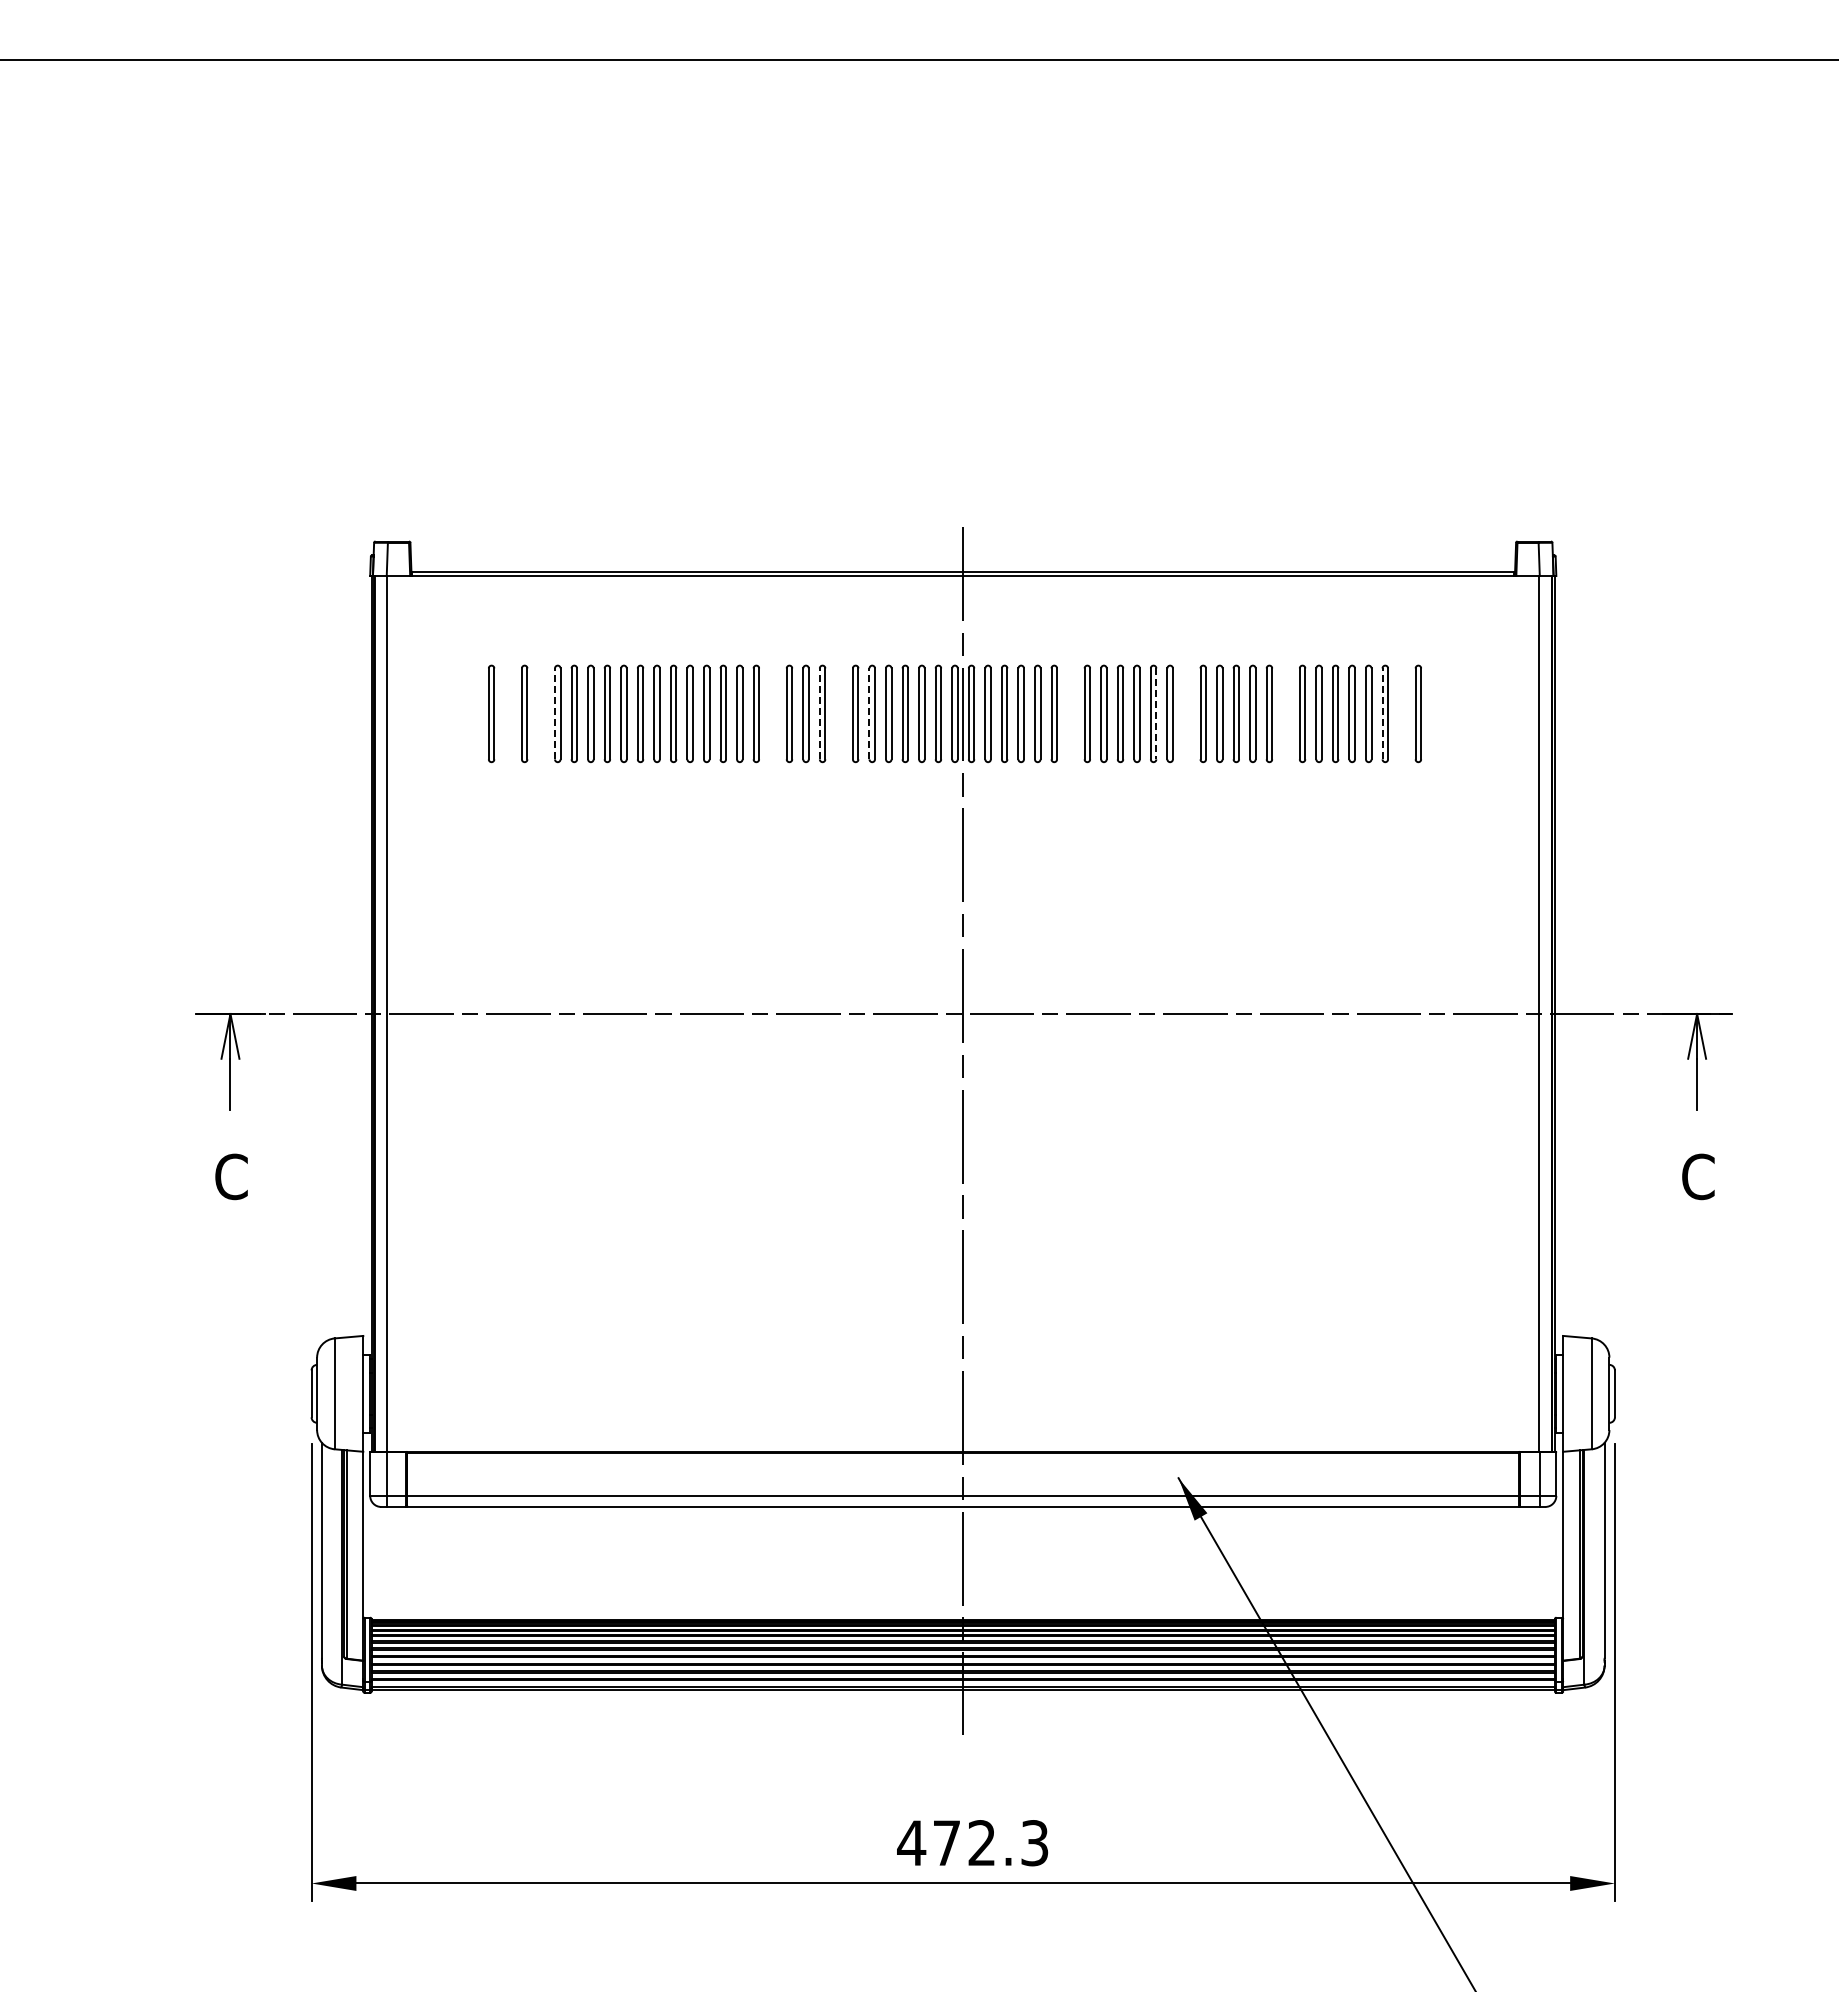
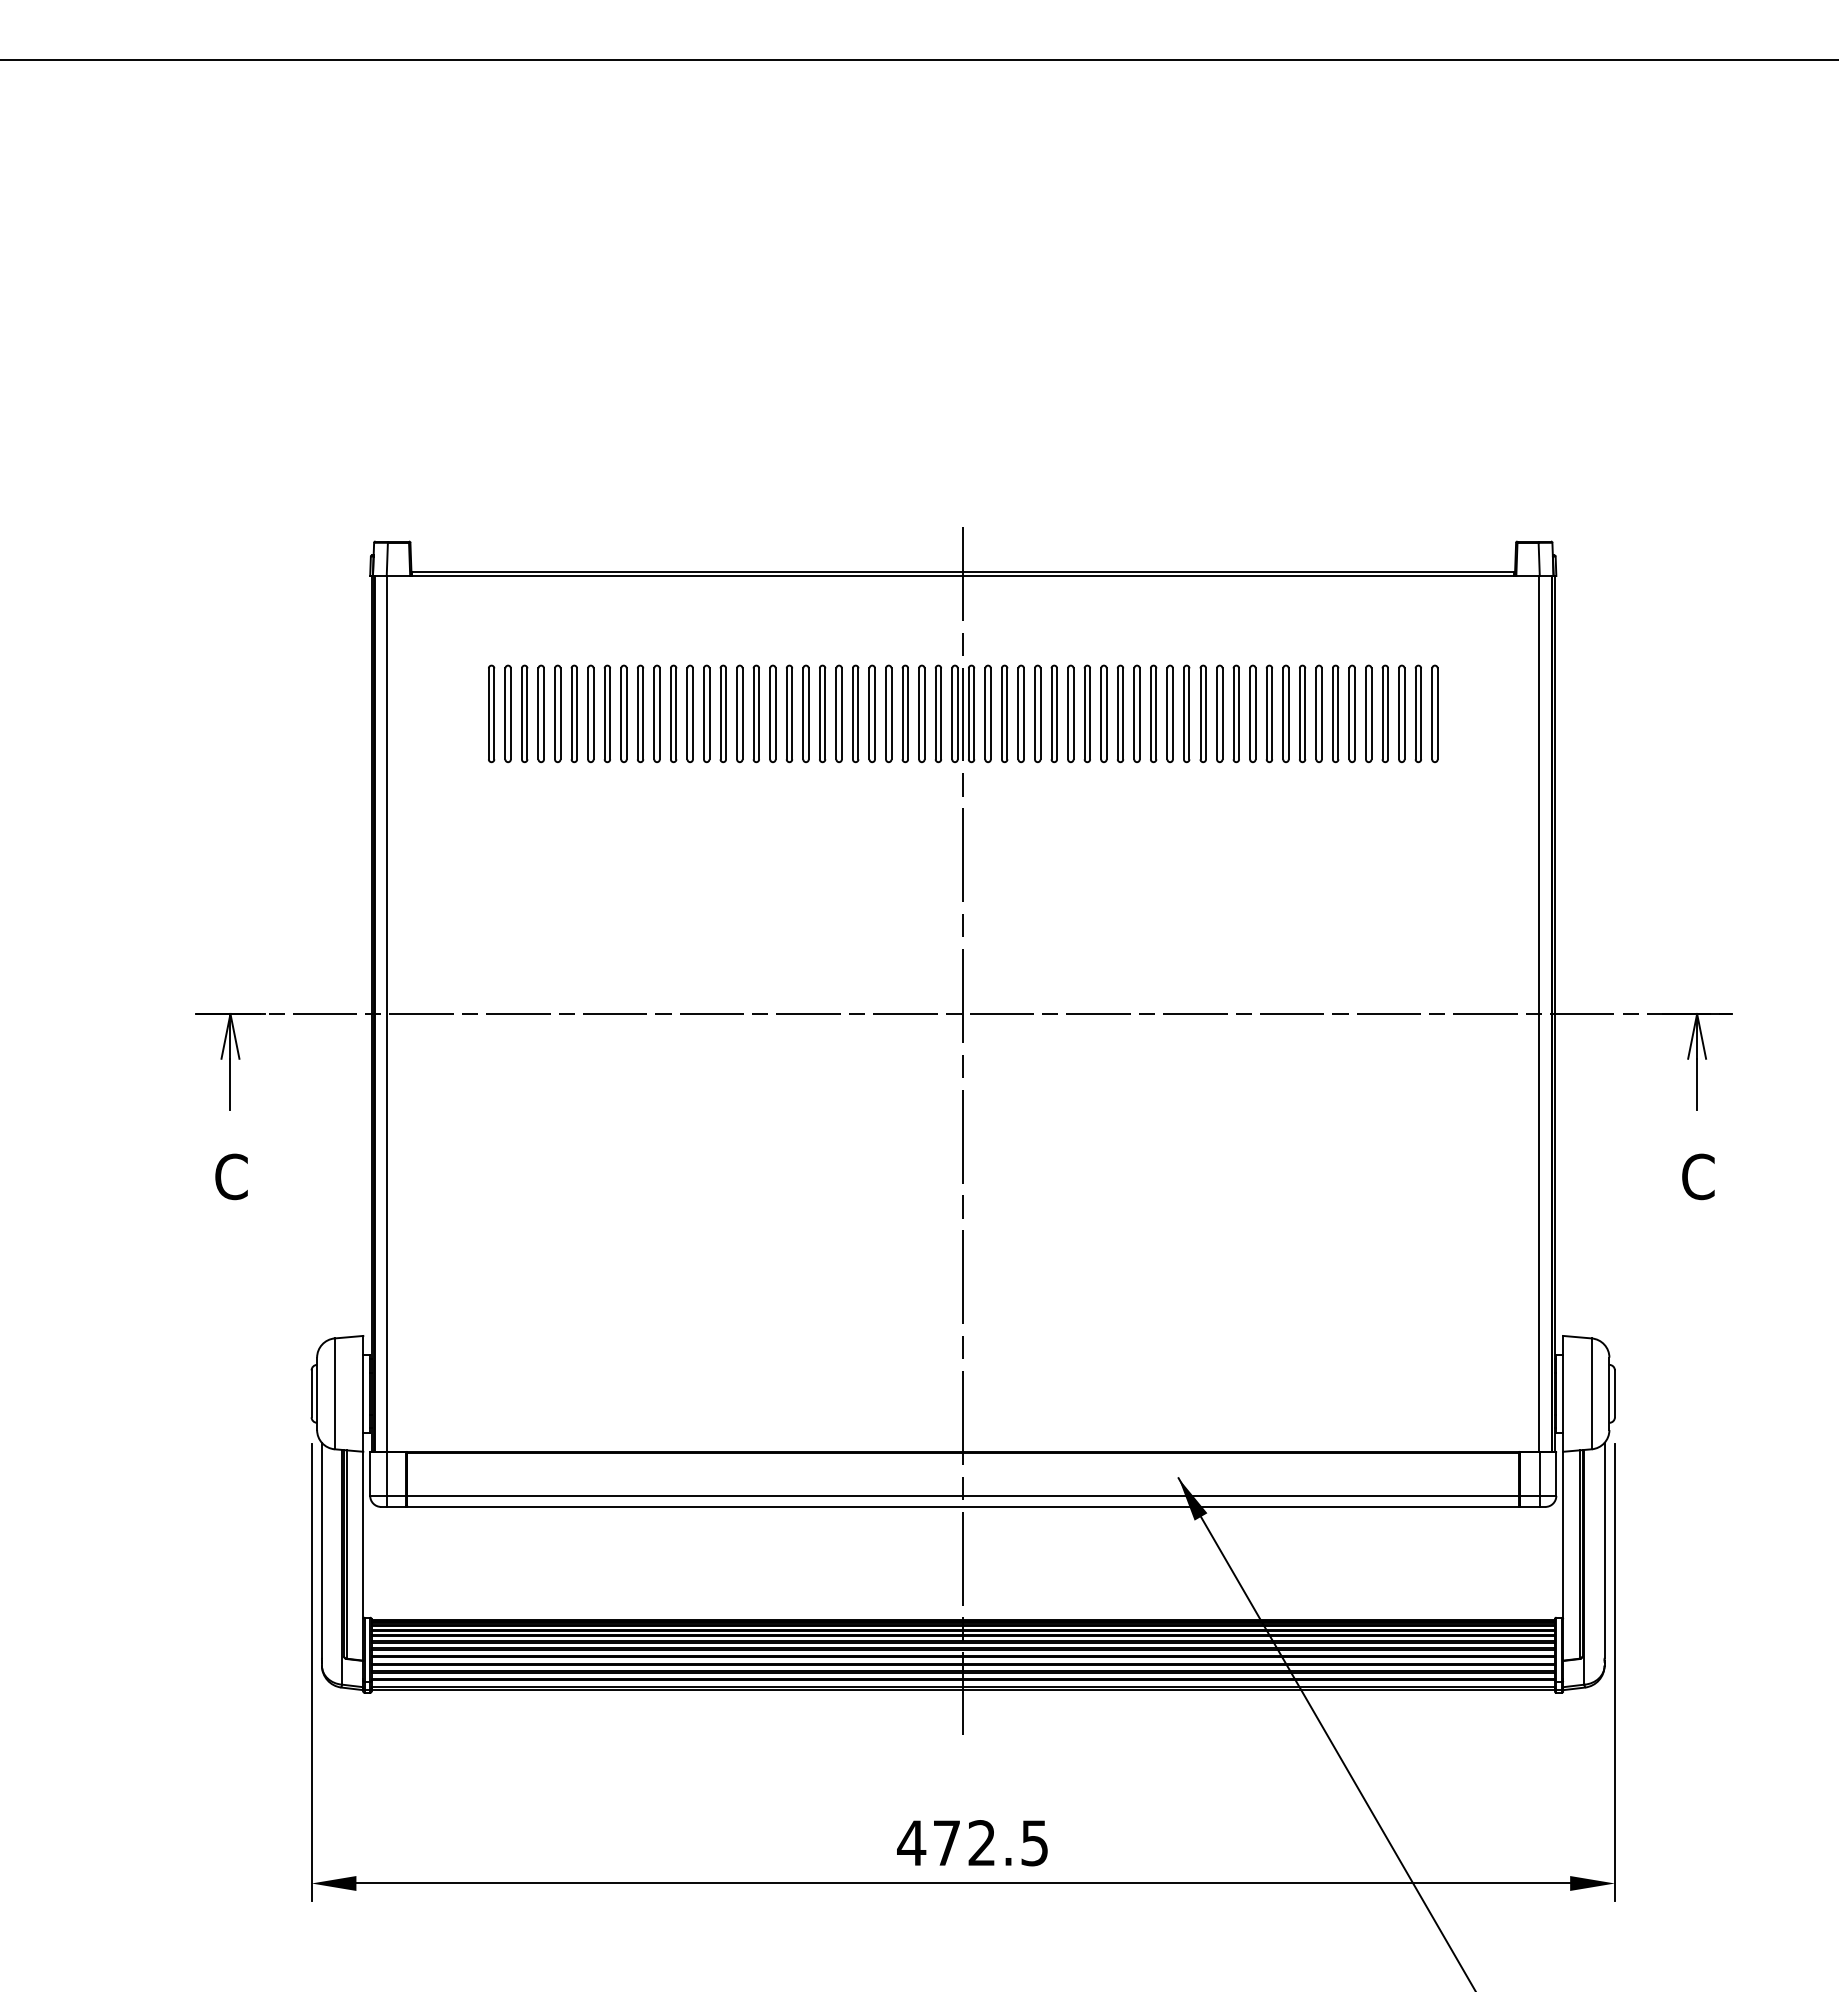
part: none -> present (507, 713)
part: none -> present (540, 713)
line: dashed -> solid (555, 713)
part: none -> present (772, 713)
line: dashed -> solid (819, 713)
part: none -> present (838, 713)
line: dashed -> solid (869, 713)
part: none -> present (1070, 713)
line: dashed -> solid (1156, 713)
part: none -> present (1186, 713)
part: none -> present (1285, 713)
line: dashed -> solid (1382, 713)
part: none -> present (1401, 713)
part: none -> present (1434, 713)
text: 472.3 -> 472.5 (1035, 1842)
